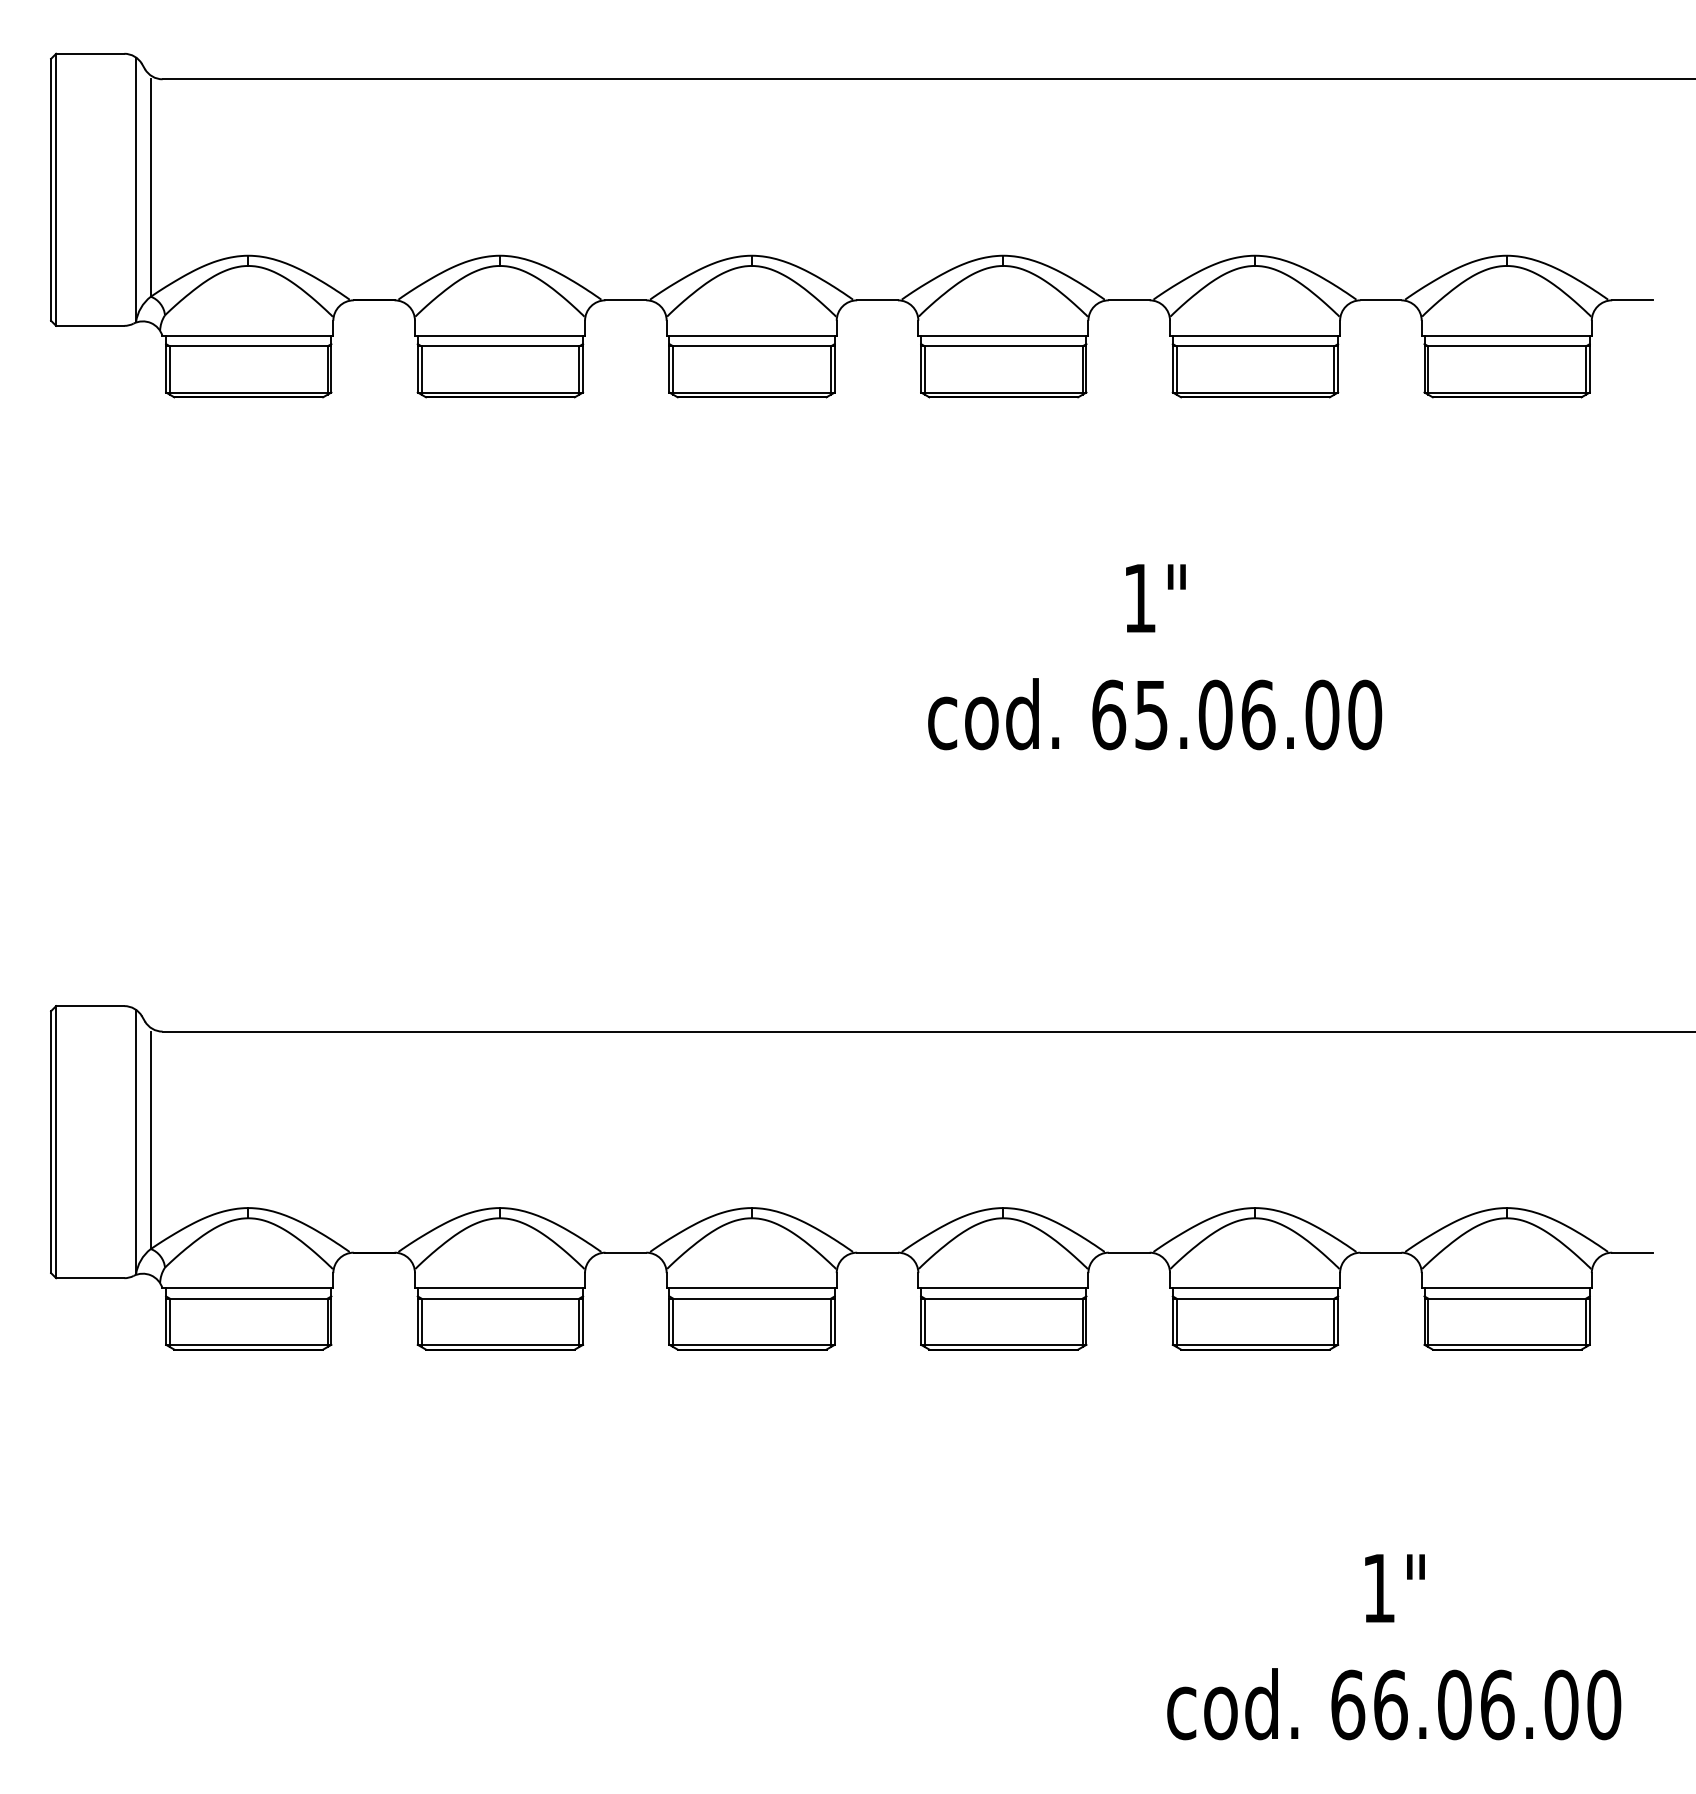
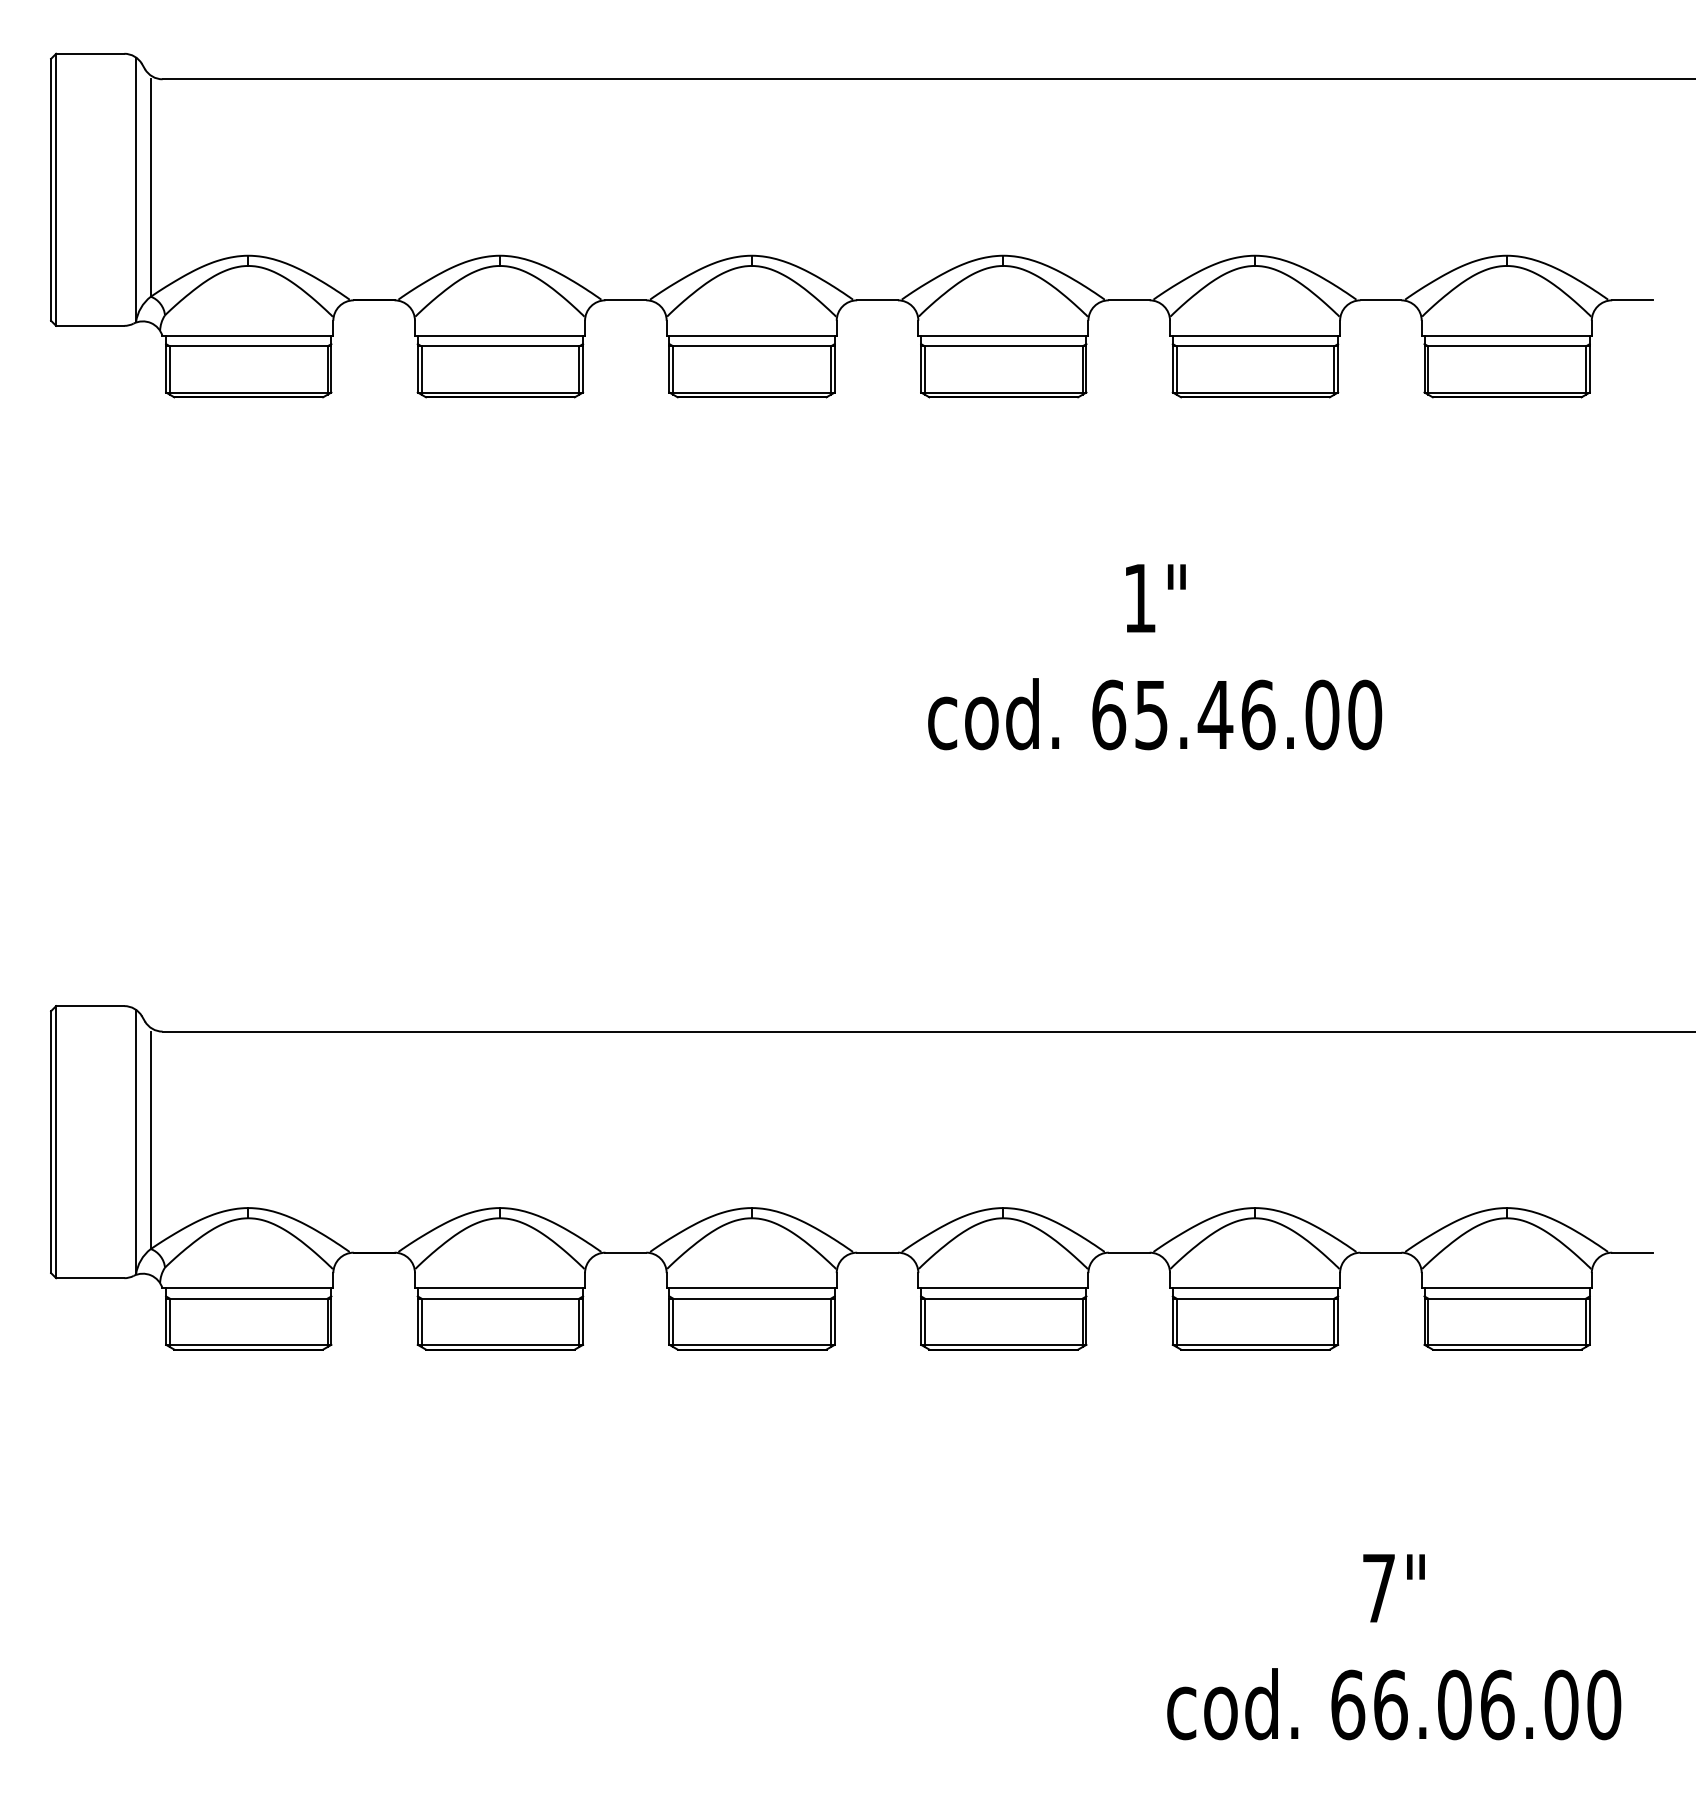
text: 65.06.00 -> 65.46.00 (1215, 714)
text: 1" -> 7" (1378, 1588)
